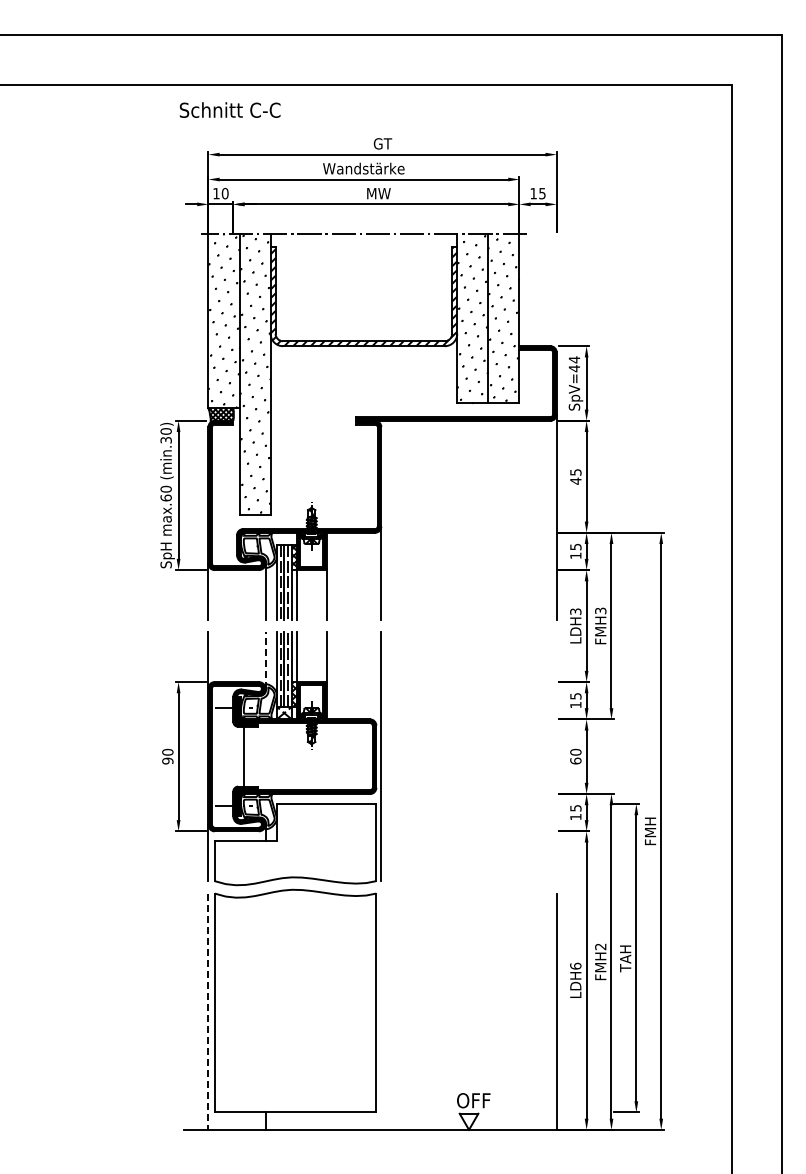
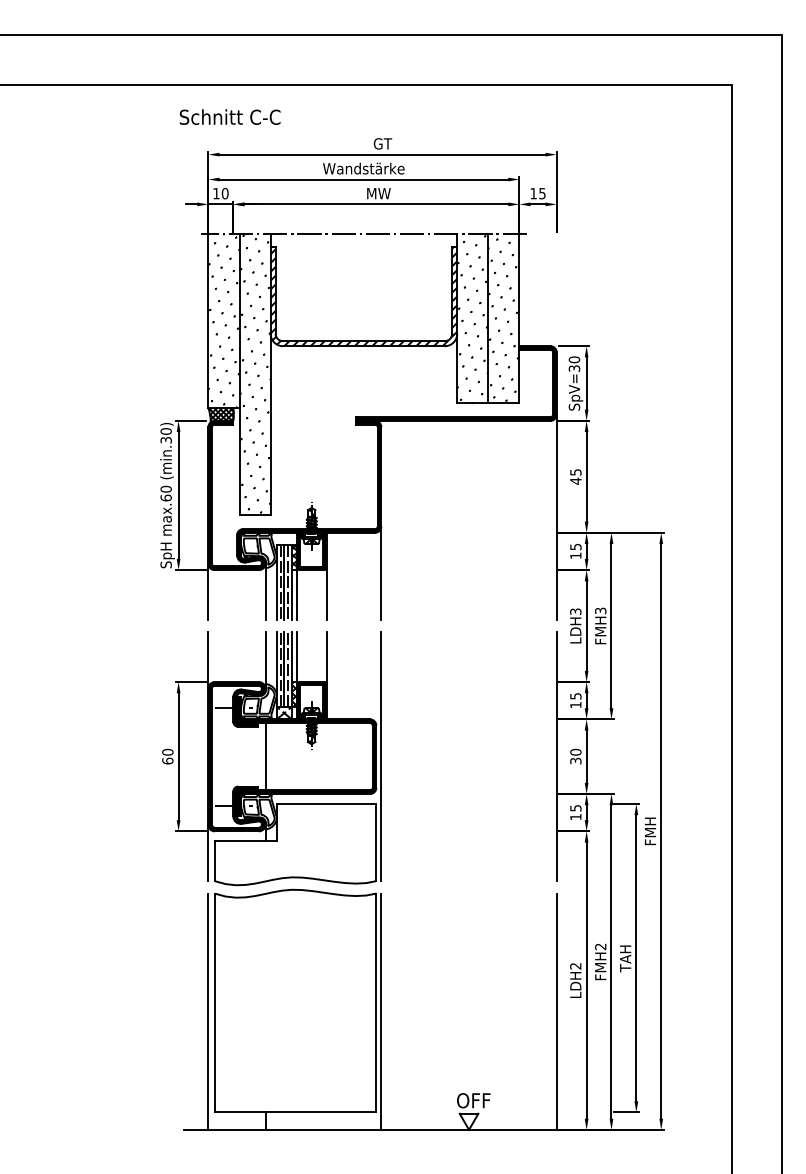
text position: (229, 109) -> (229, 116) (229, 116)
text: SpV=44 -> SpV=30 (574, 364)
line: dashed -> solid (265, 660)
line position: (243, 756) -> (265, 756) (265, 756)
line: none -> present (556, 756)
text: 90 -> 60 (167, 760)
text: 60 -> 30 (575, 760)
text: LDH6 -> LDH2 (575, 965)
line: none -> present (381, 1011)
line: dashed -> solid (208, 1012)
